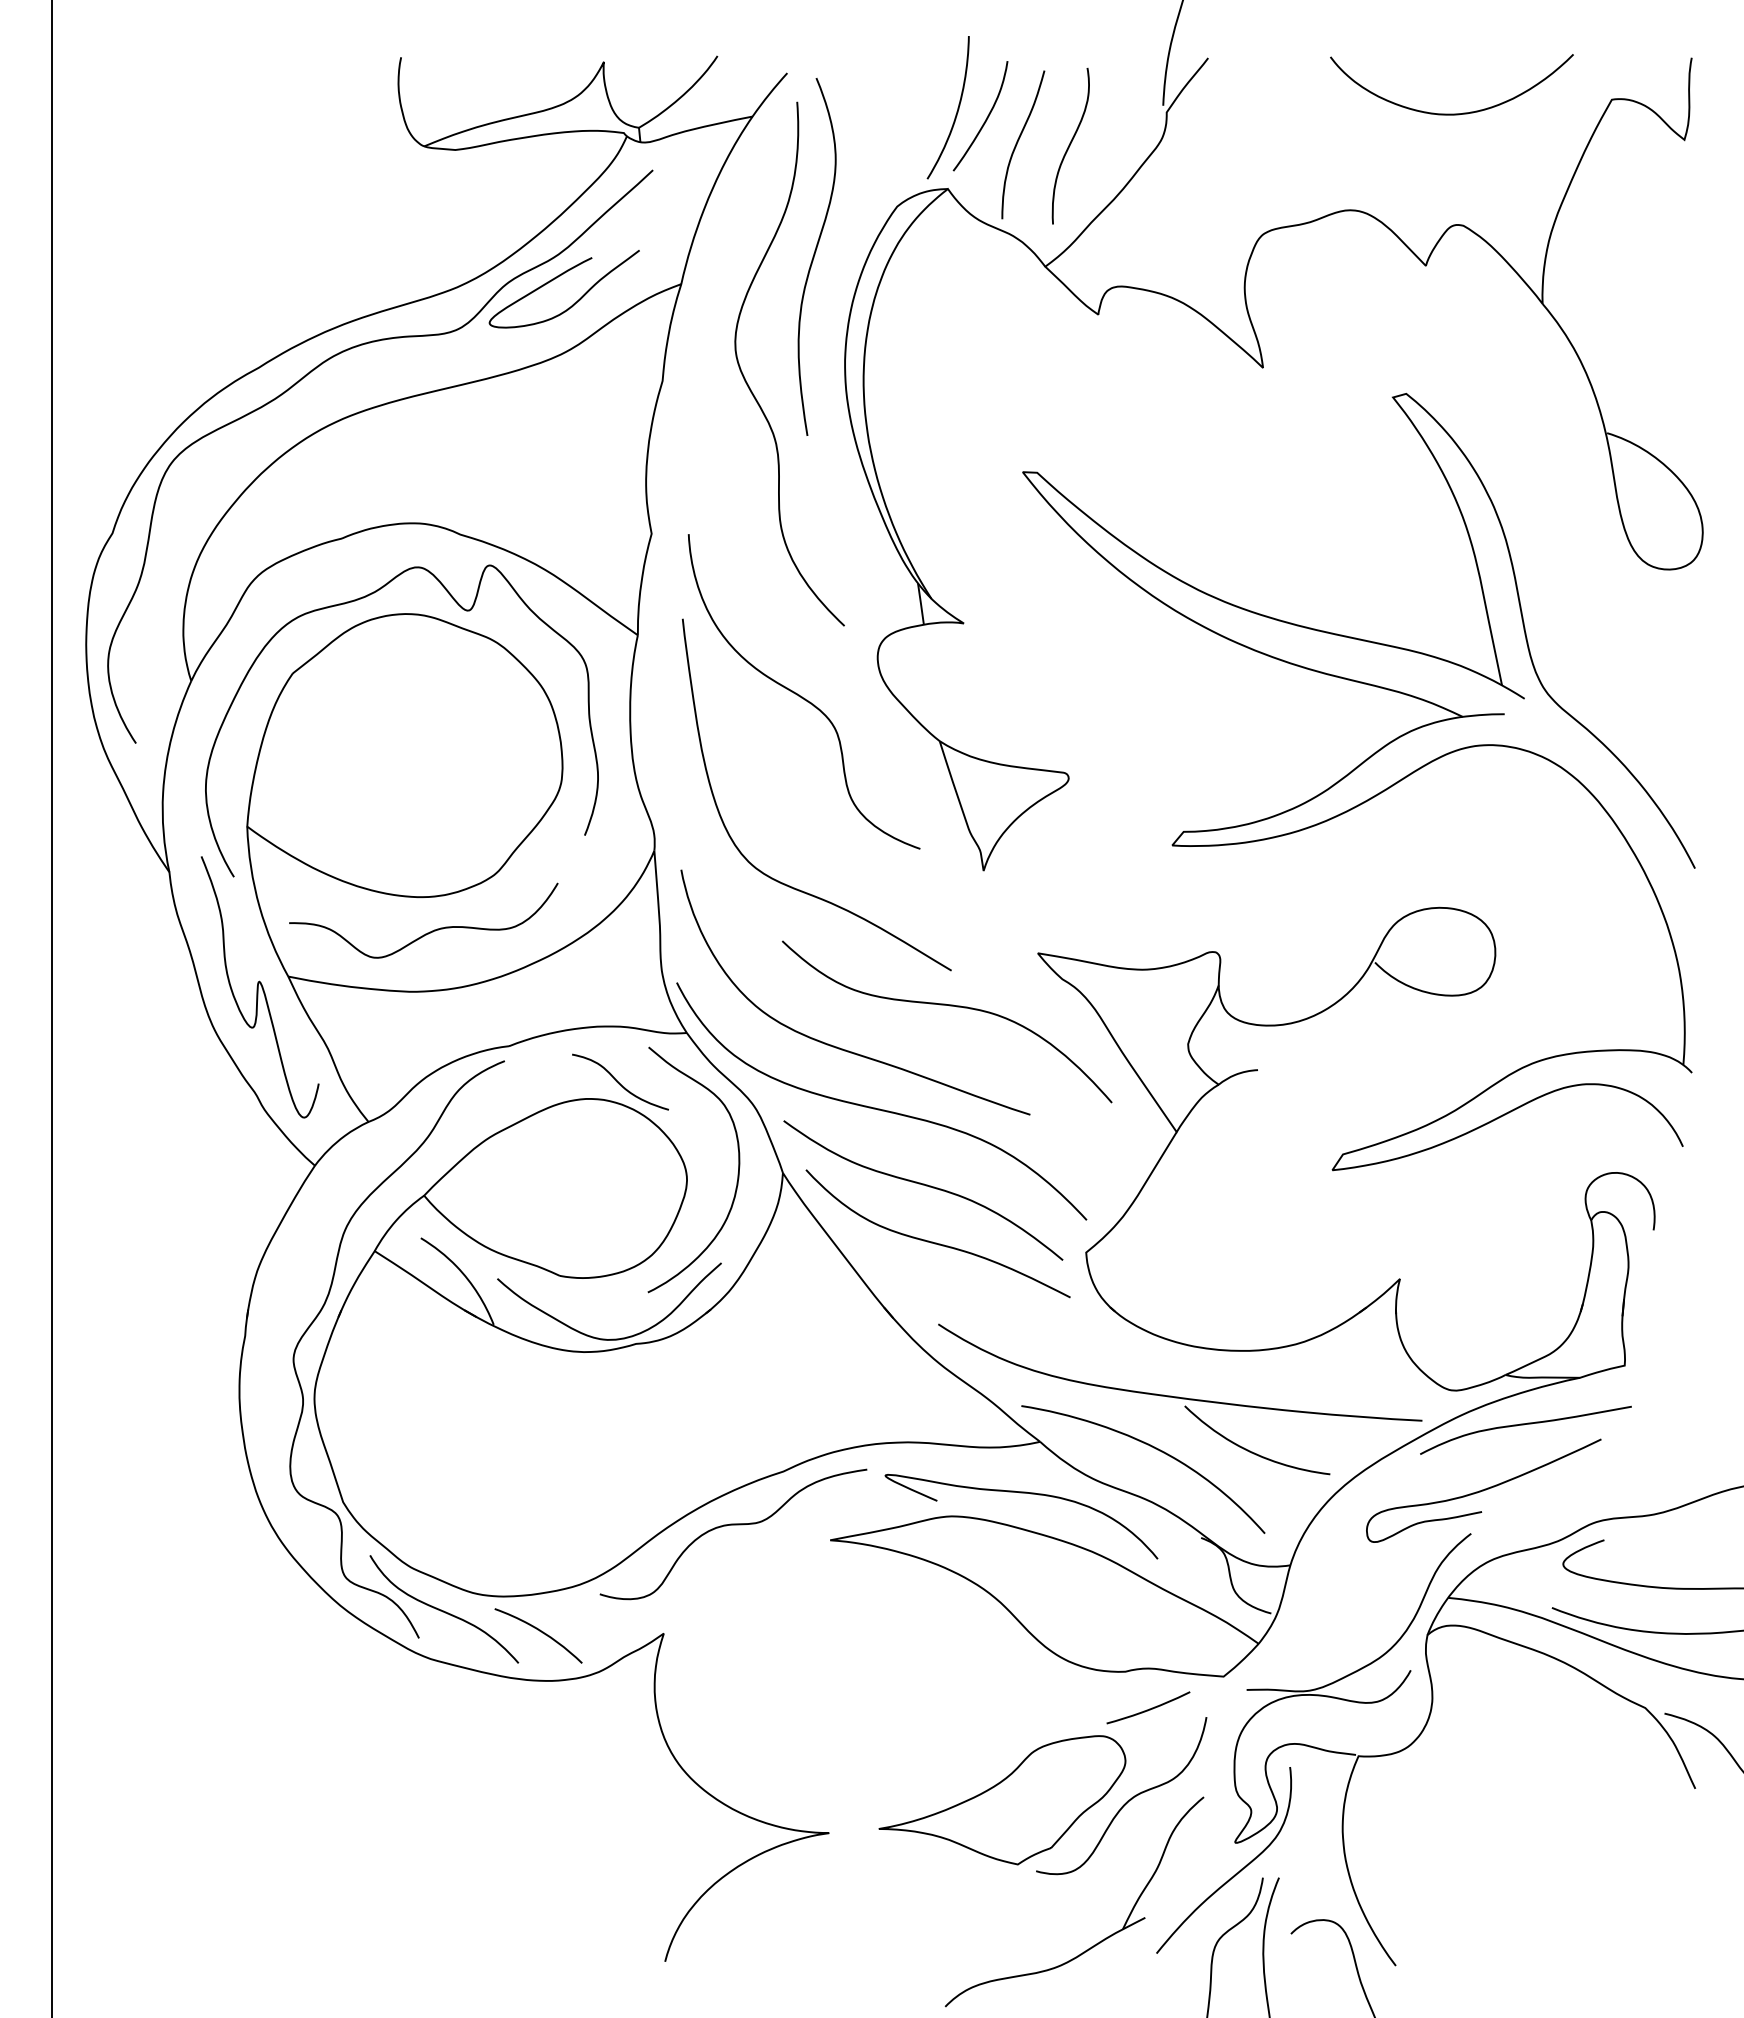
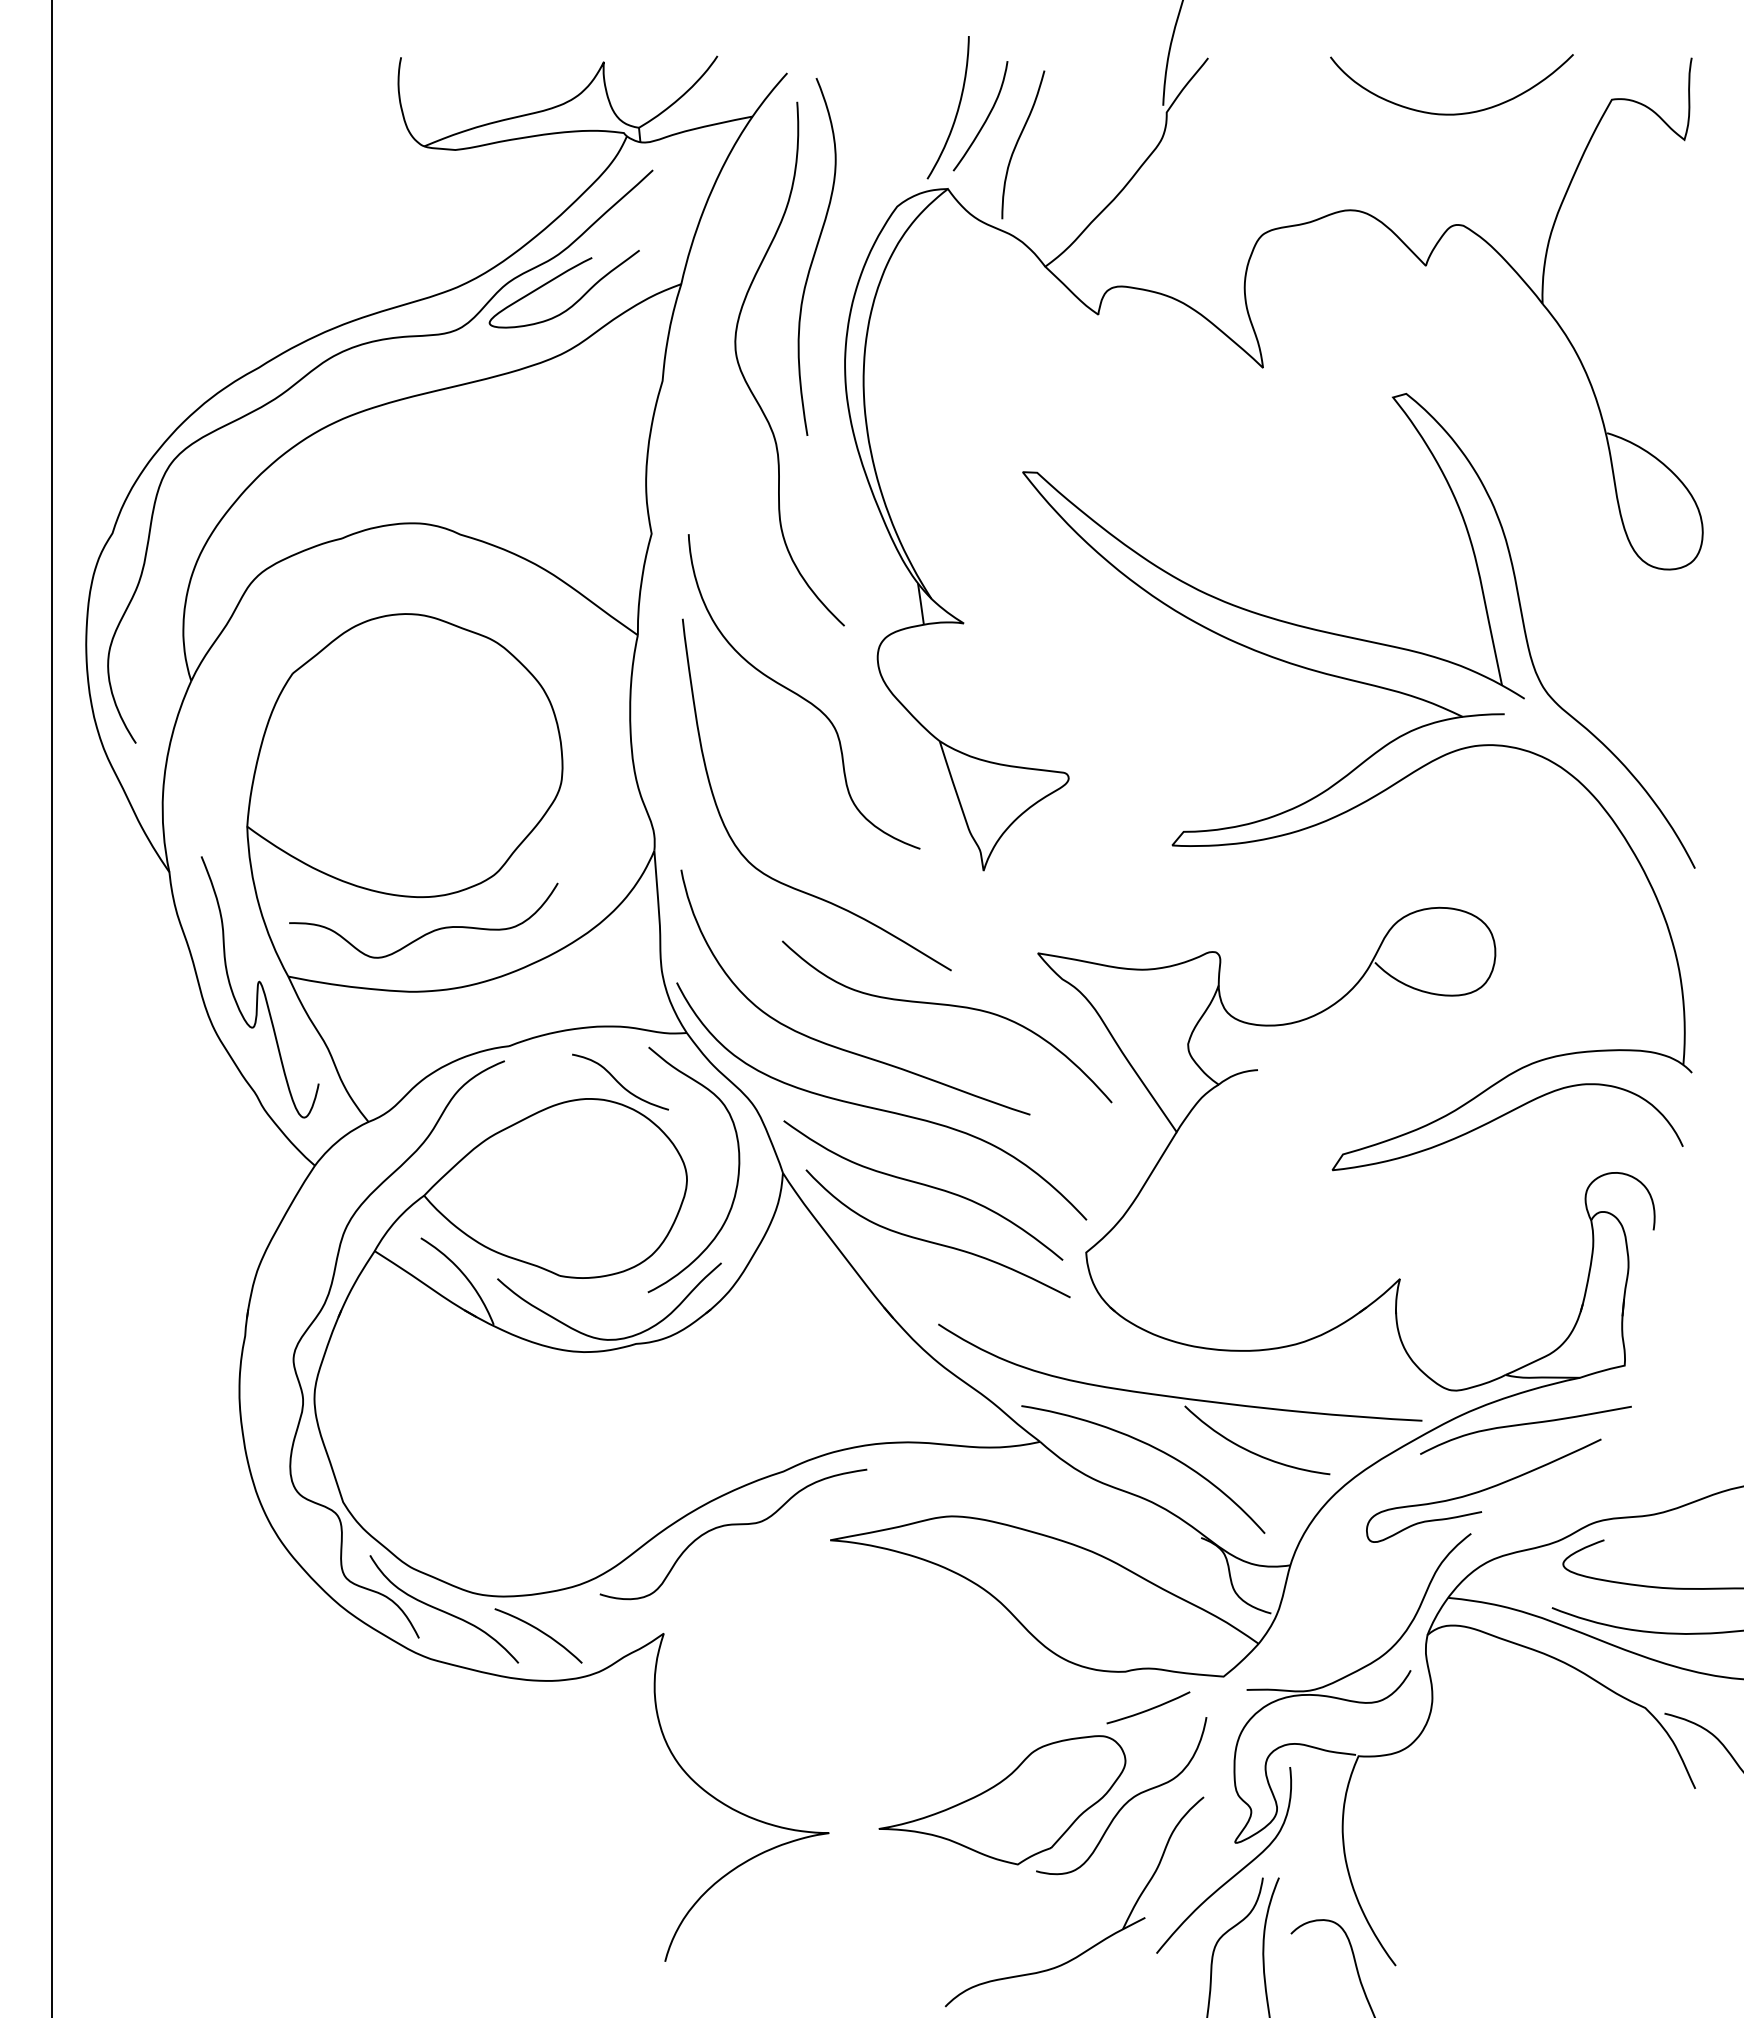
curve: present -> none (1070, 146)
curve: present -> none (462, 609)
curve: present -> none (1021, 1493)
